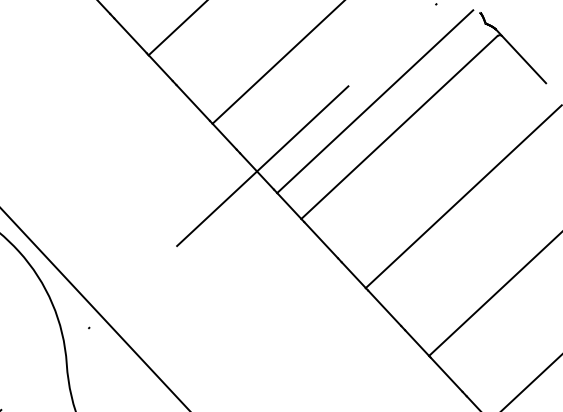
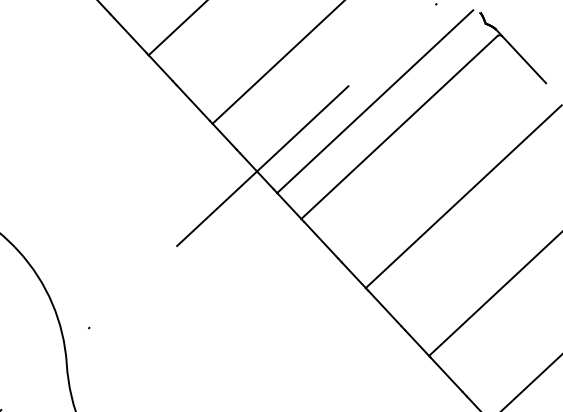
line: present -> none (94, 308)
